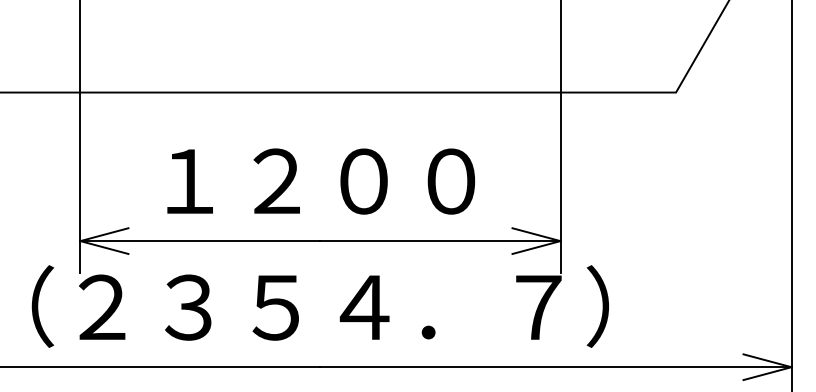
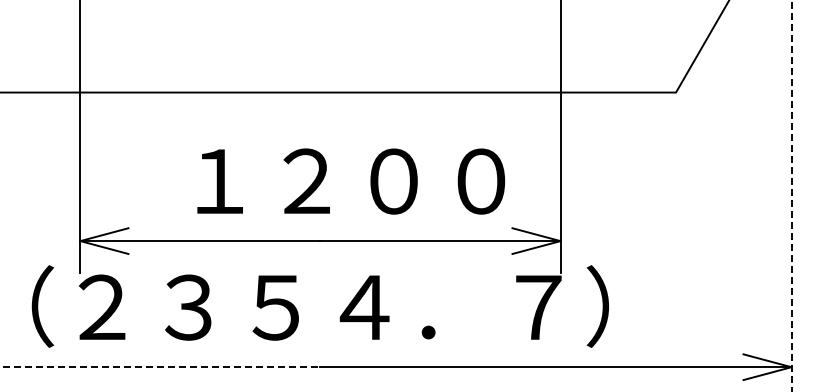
text position: (321, 181) -> (351, 181) (351, 181)
line: solid -> dashed (791, 196)
line: solid -> dashed (160, 367)
